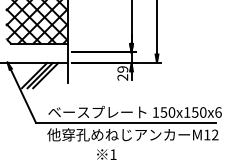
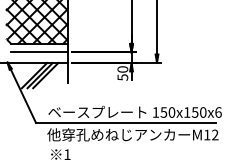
line: none -> present (38, 52)
text: 29 -> 50 (122, 73)
text position: (106, 154) -> (60, 154) (60, 154)
